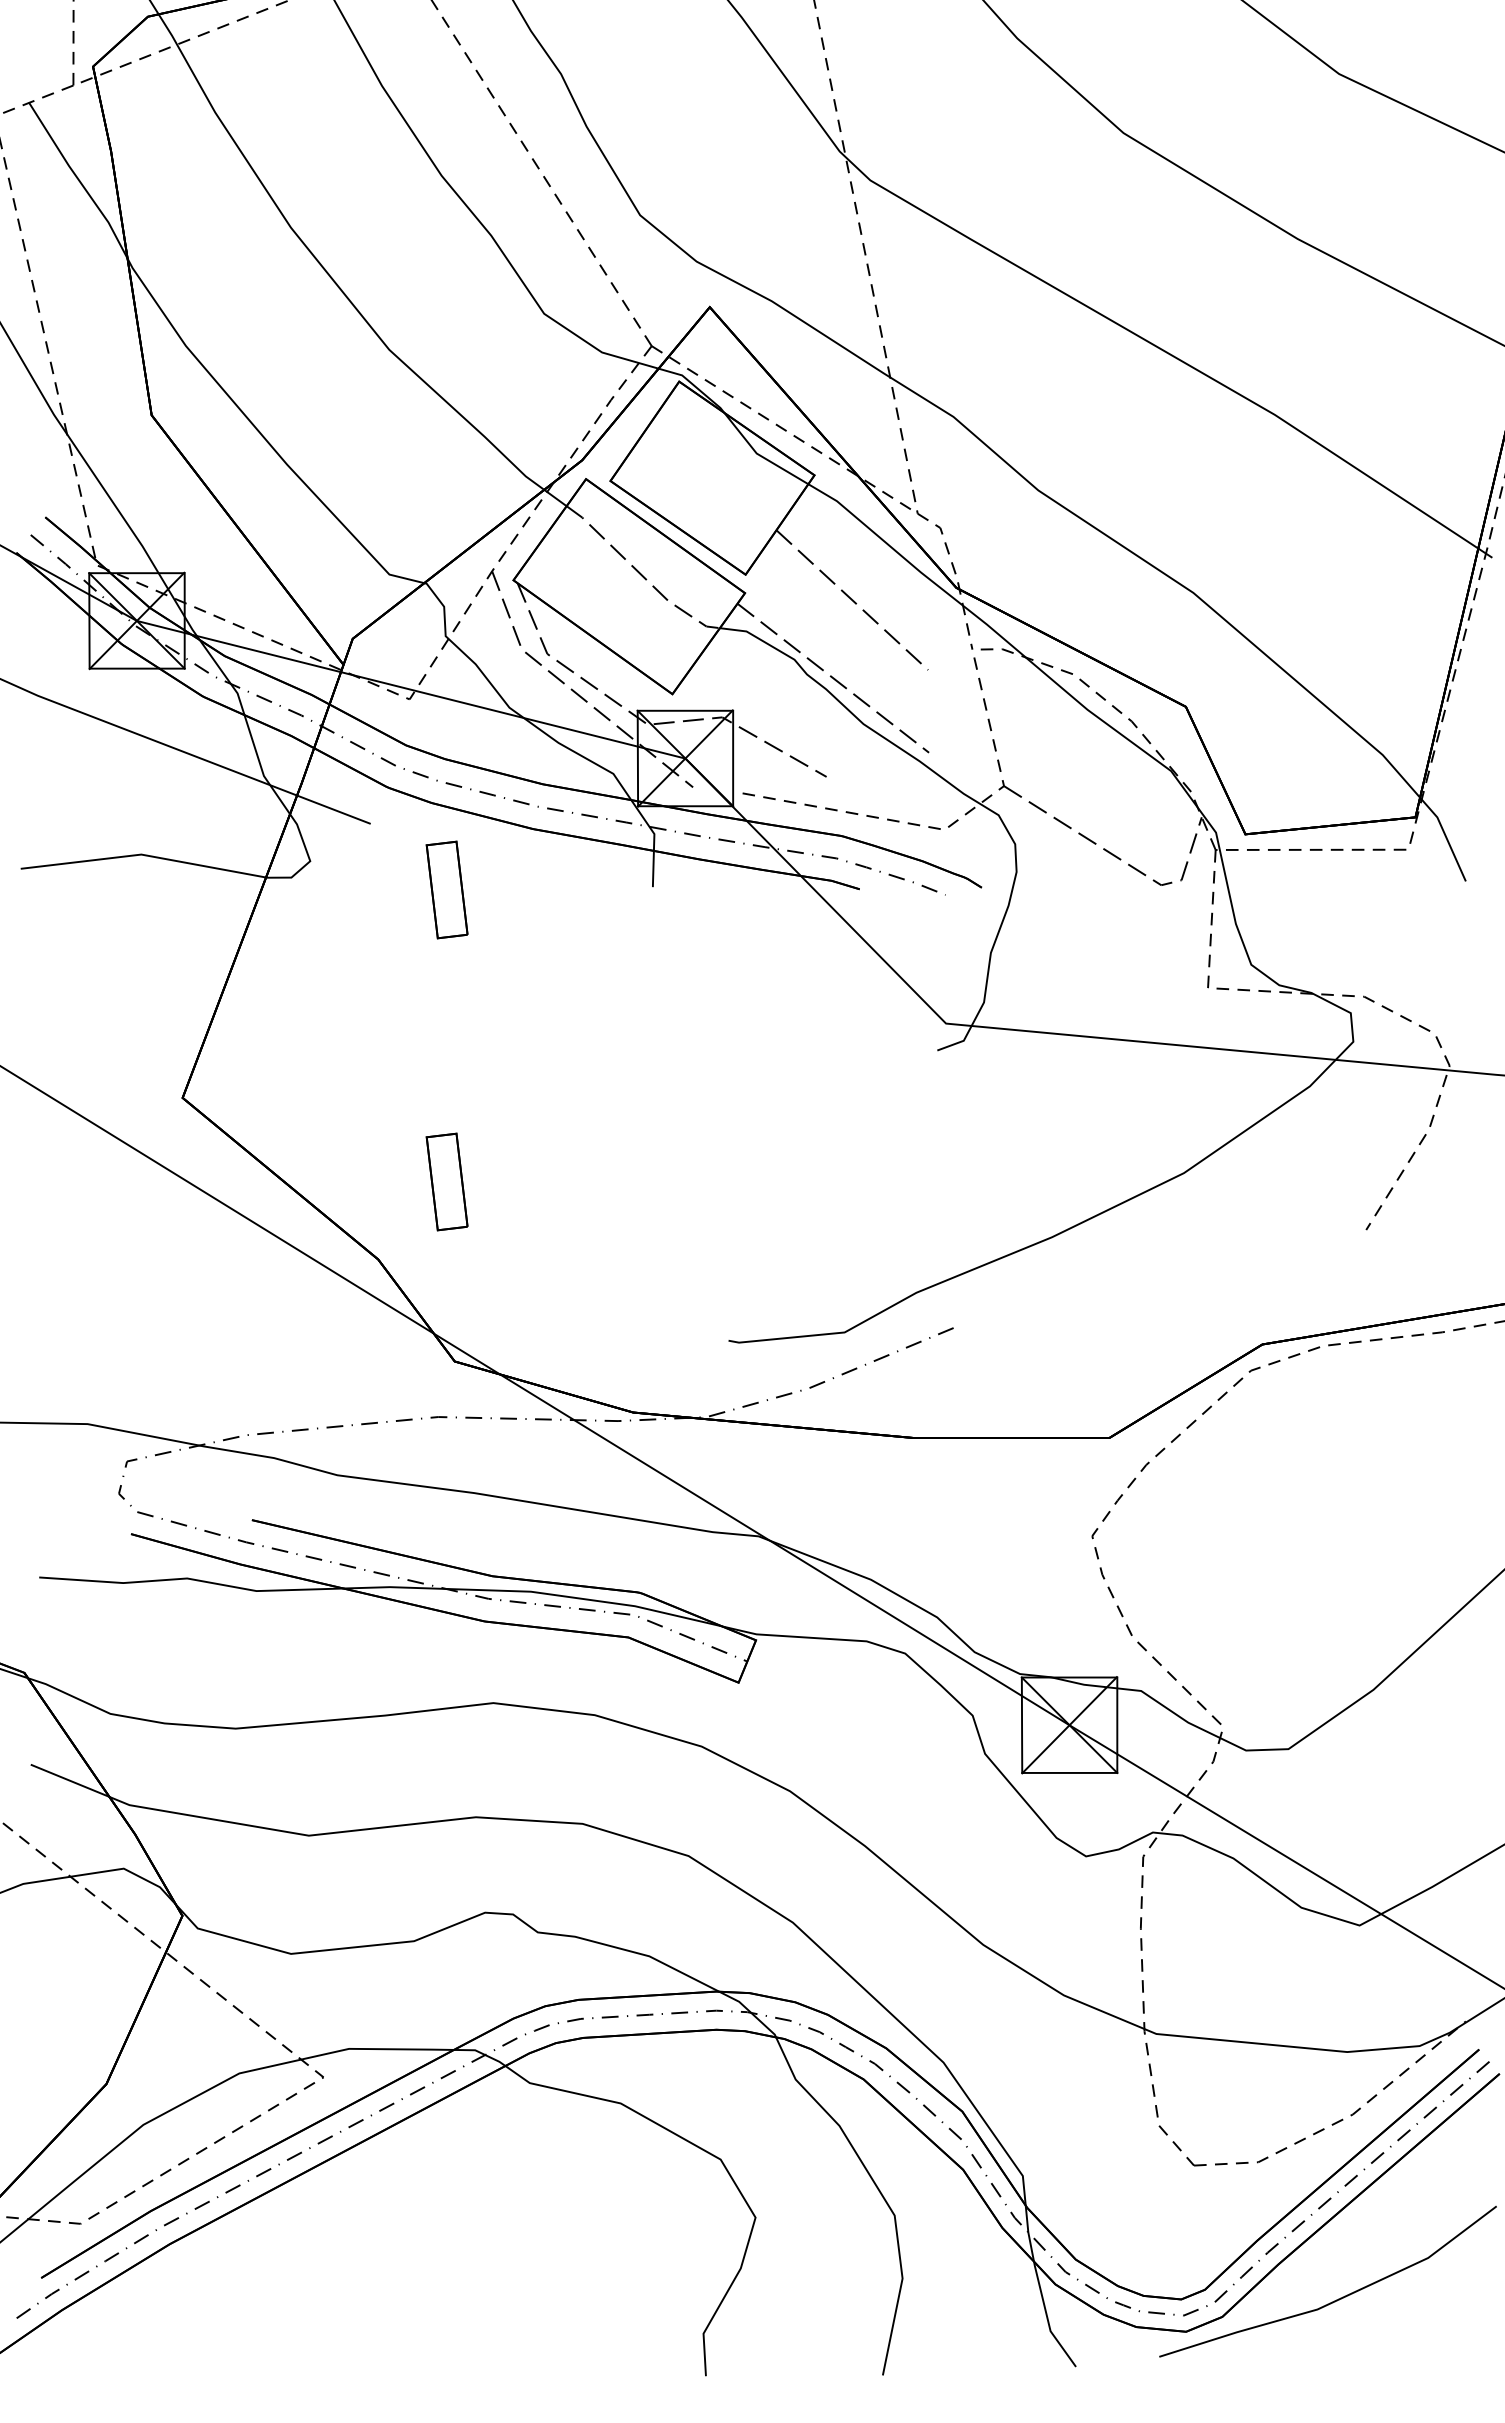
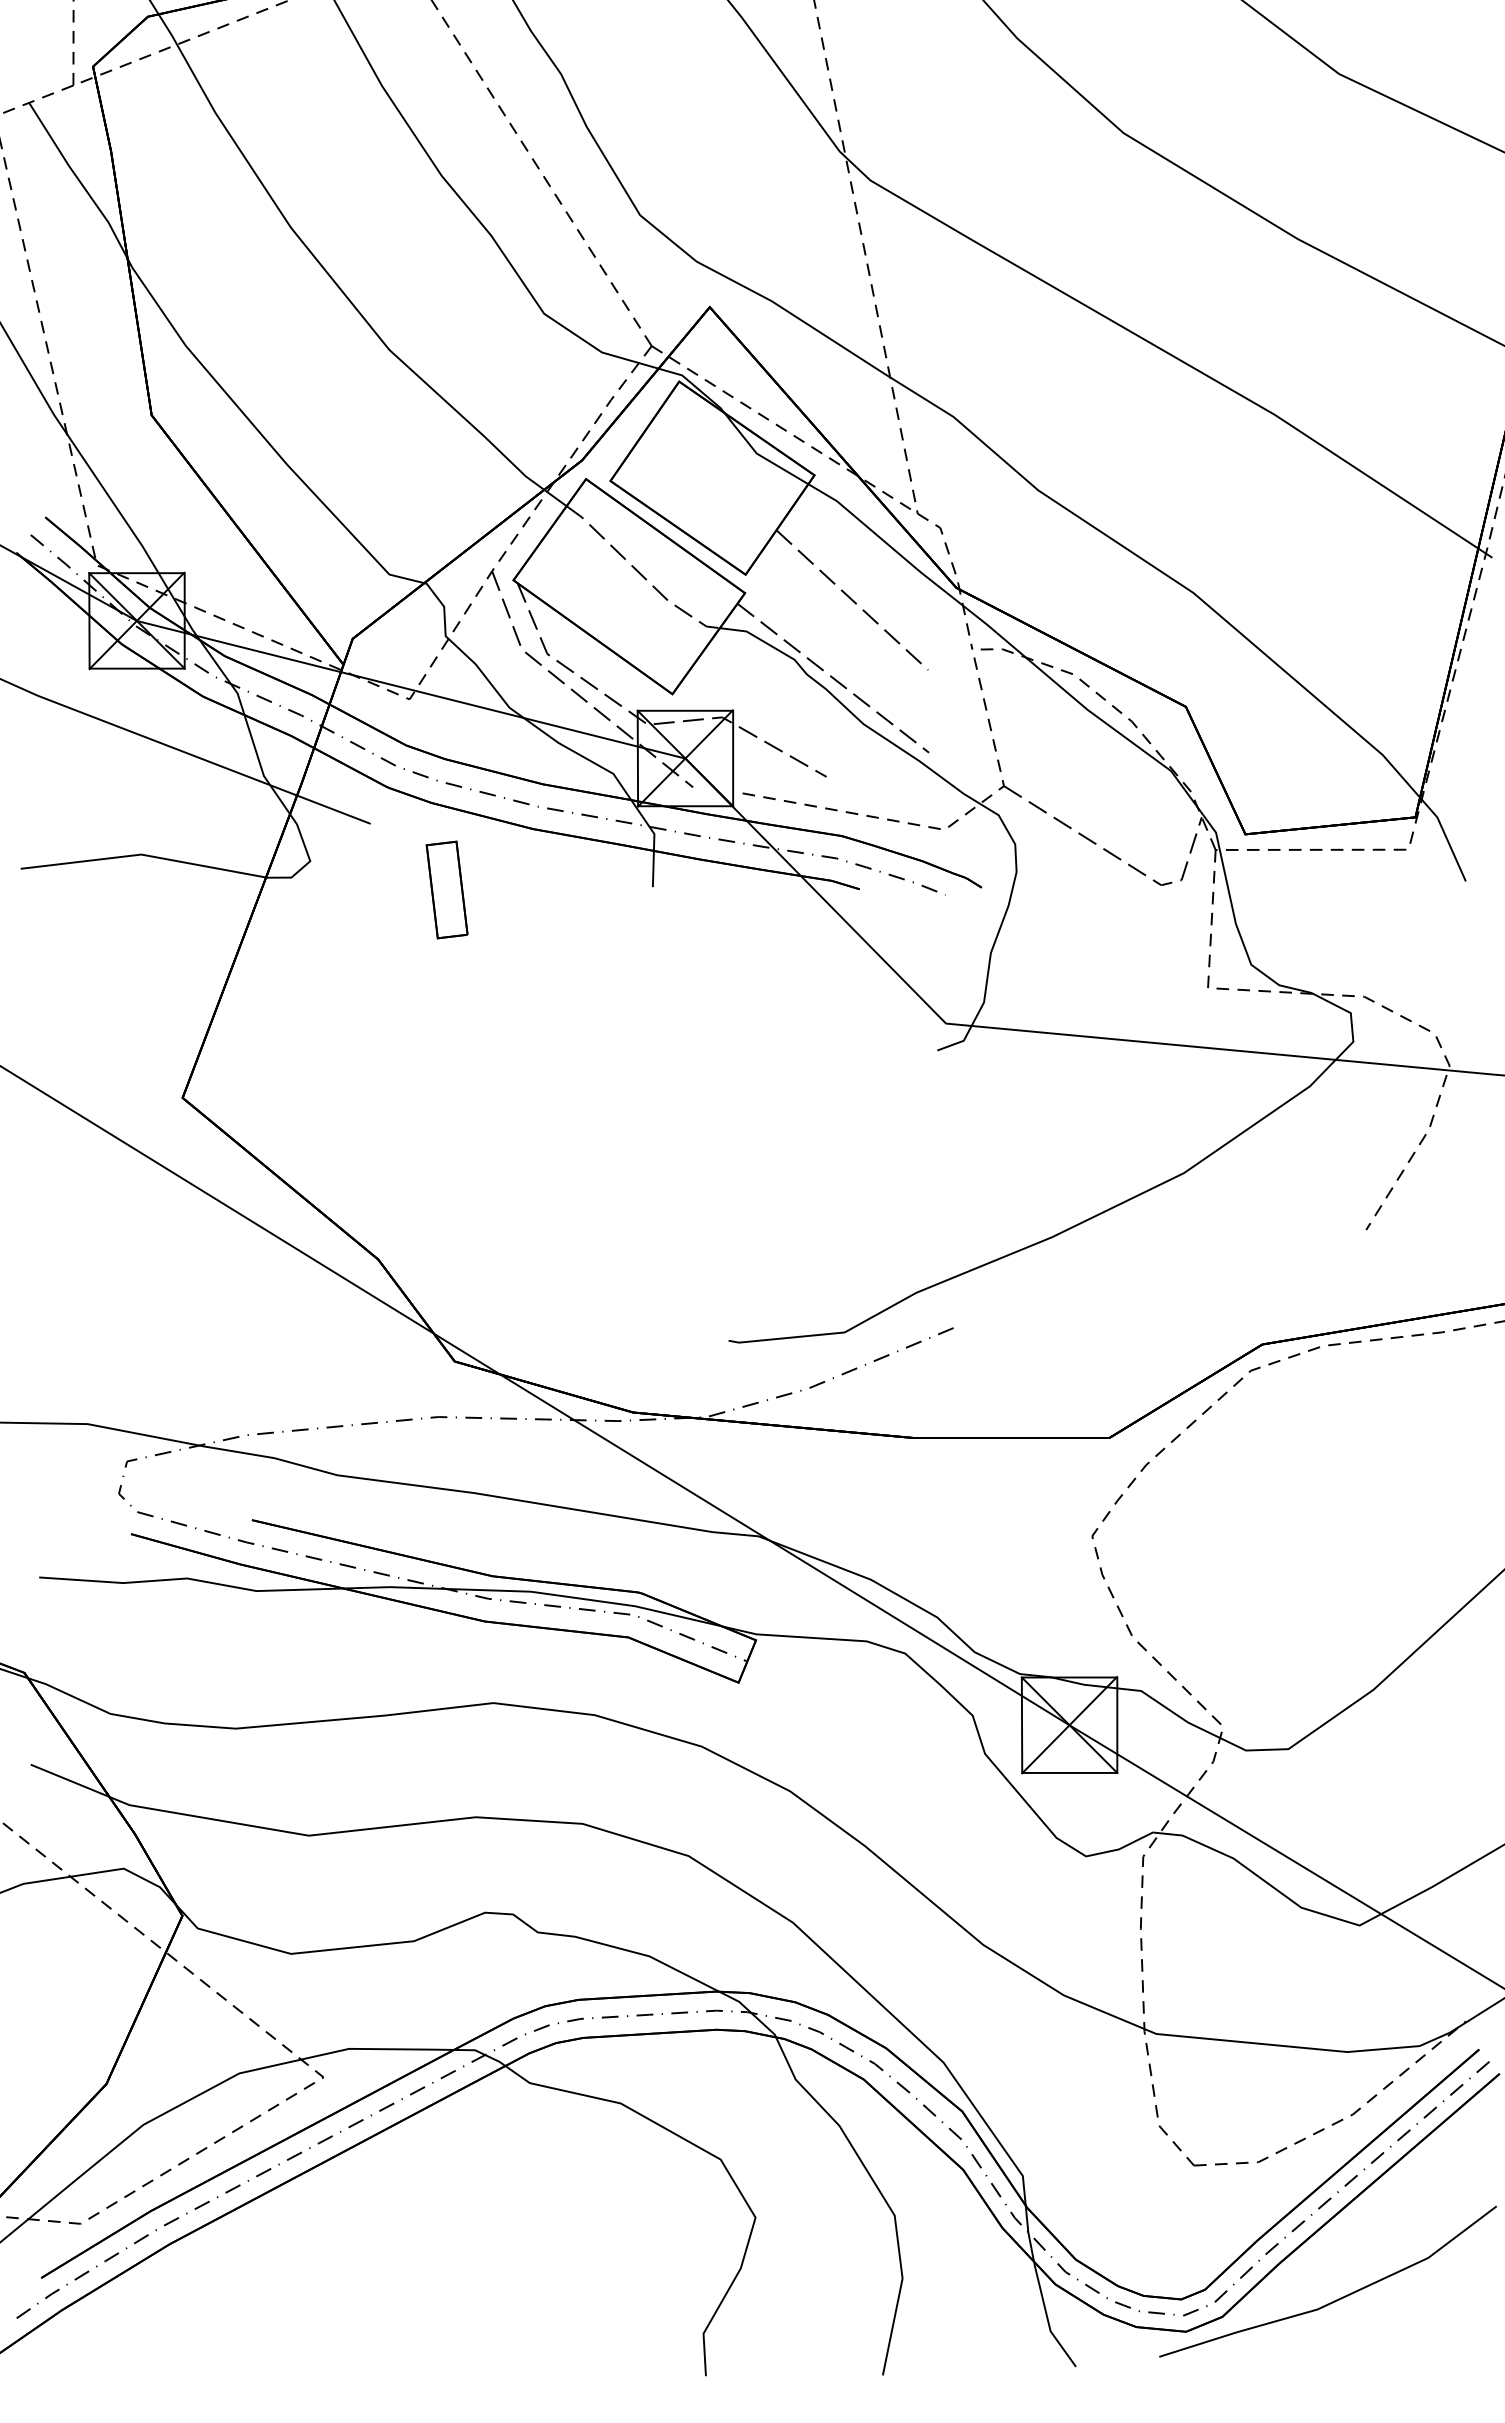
part: present -> none (446, 1181)
